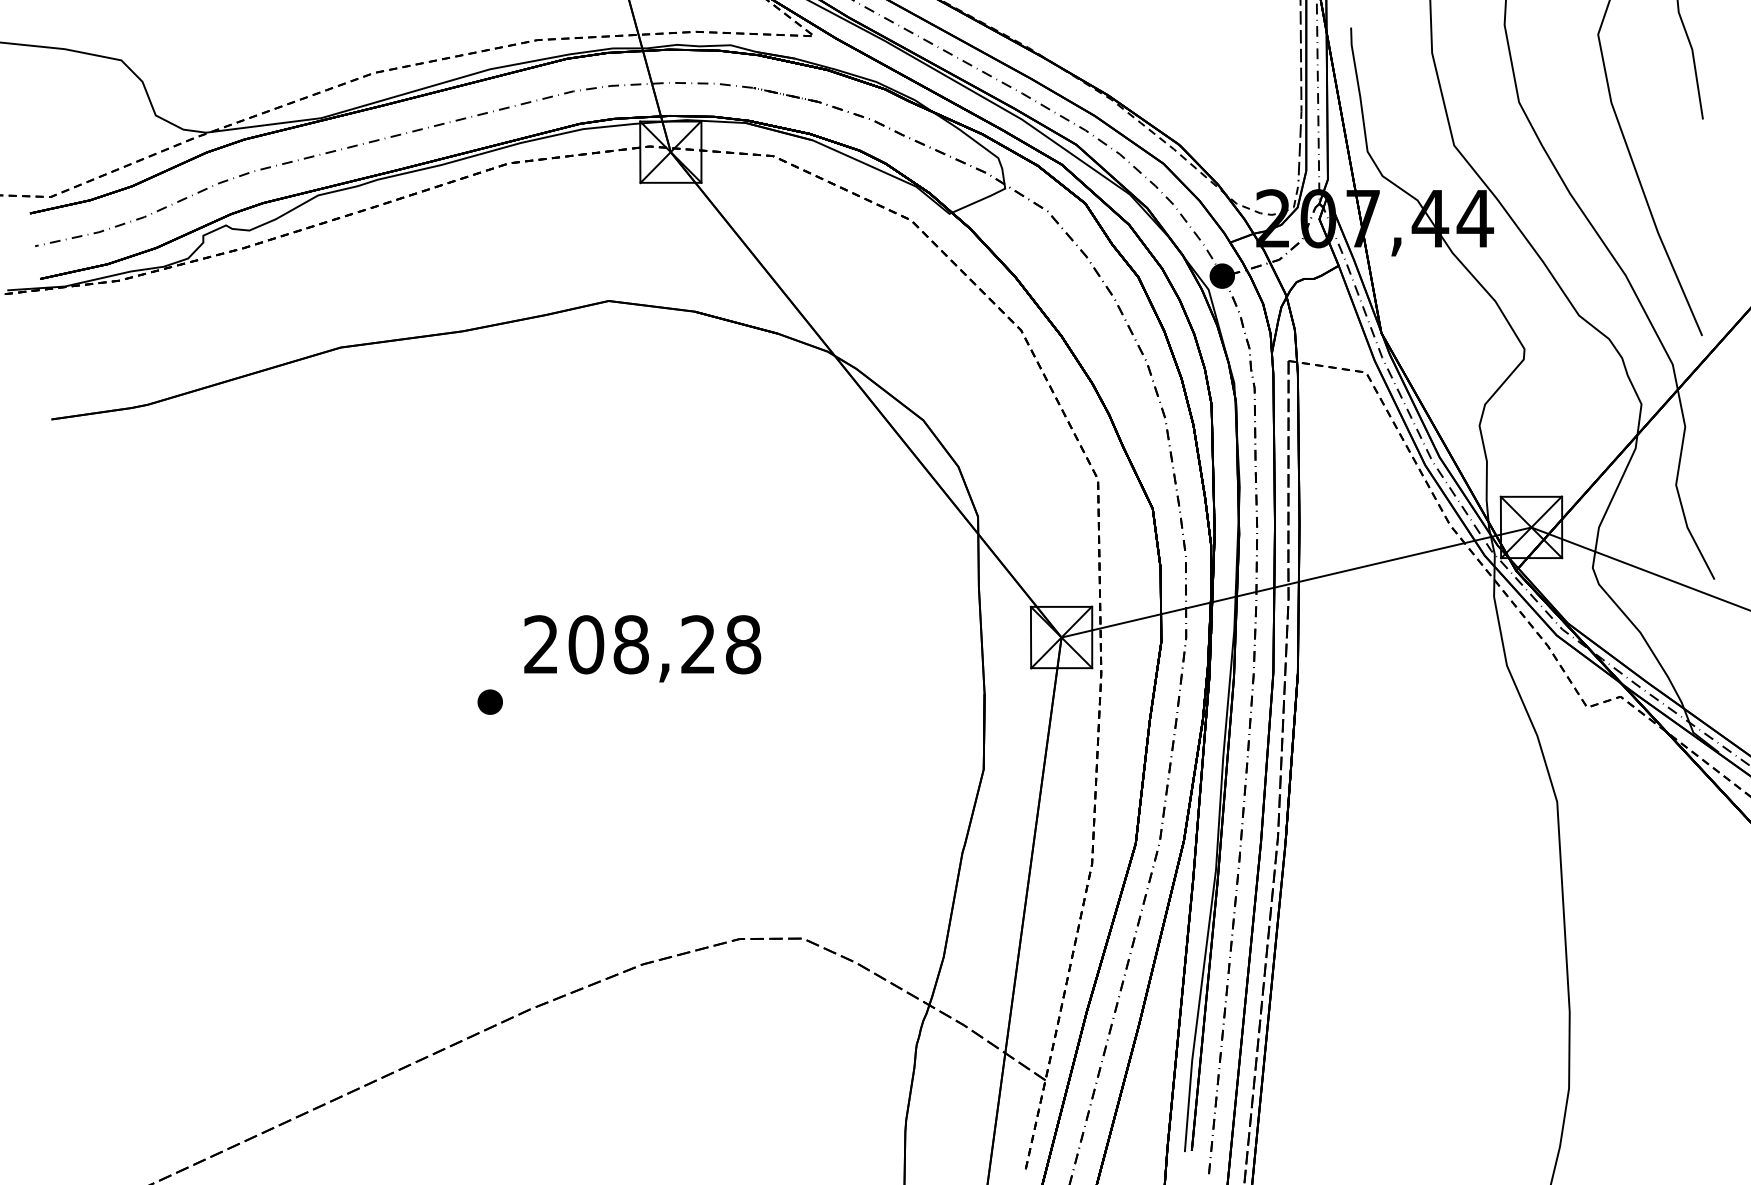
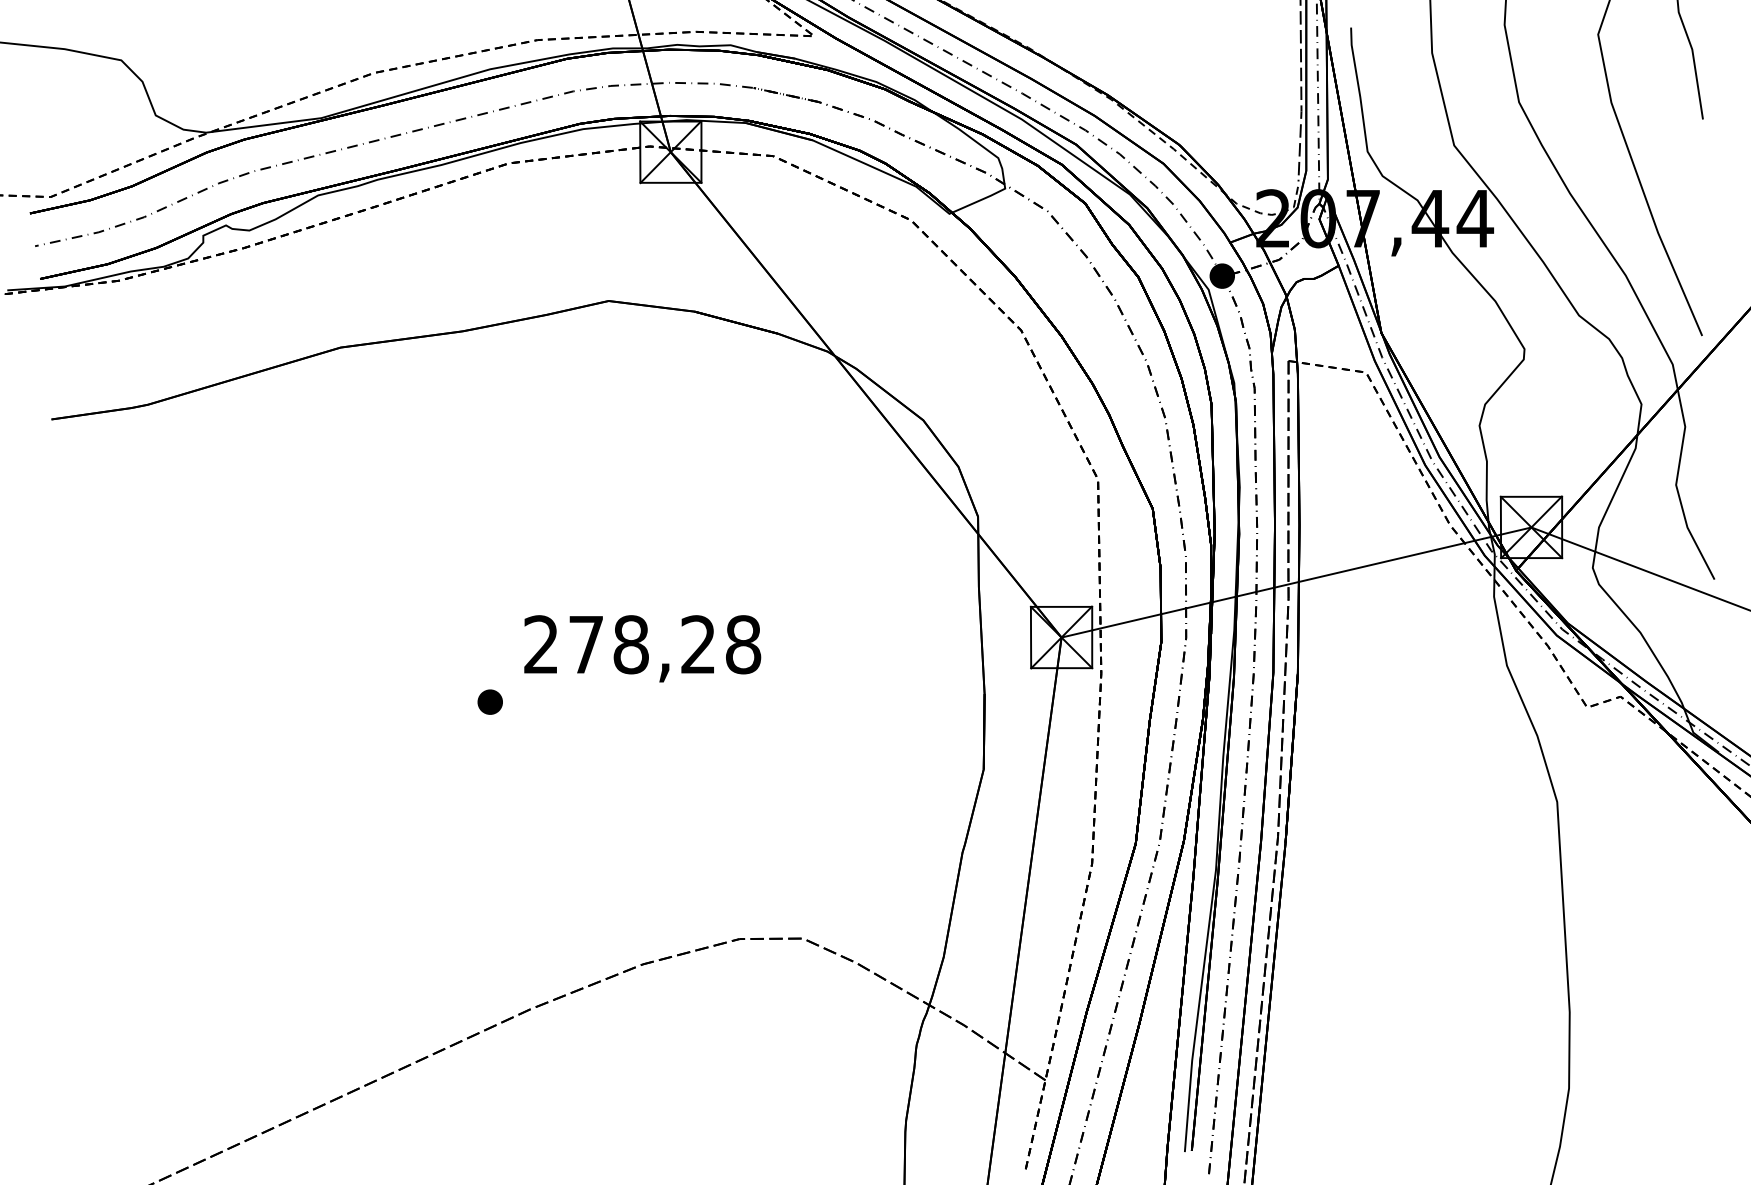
text: 208,28 -> 278,28 (586, 644)
